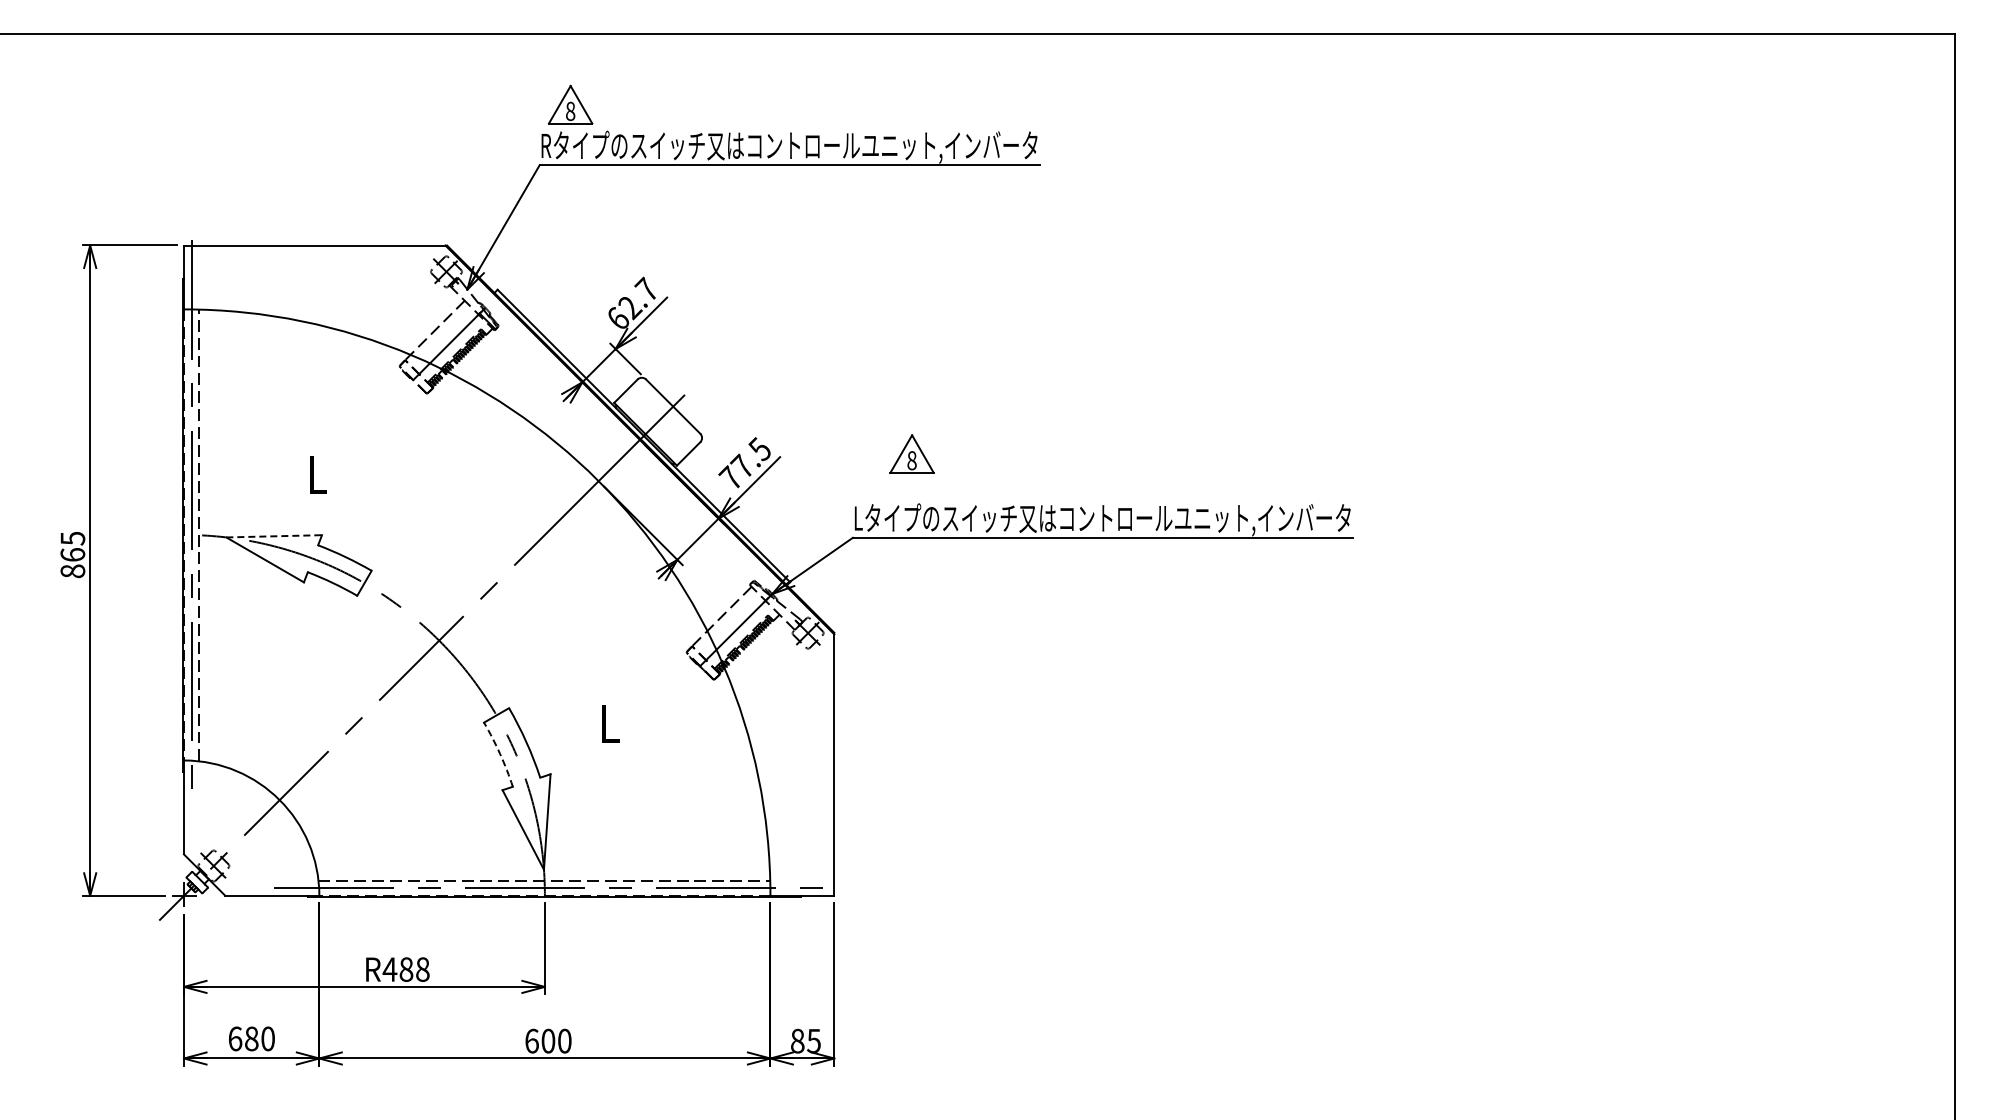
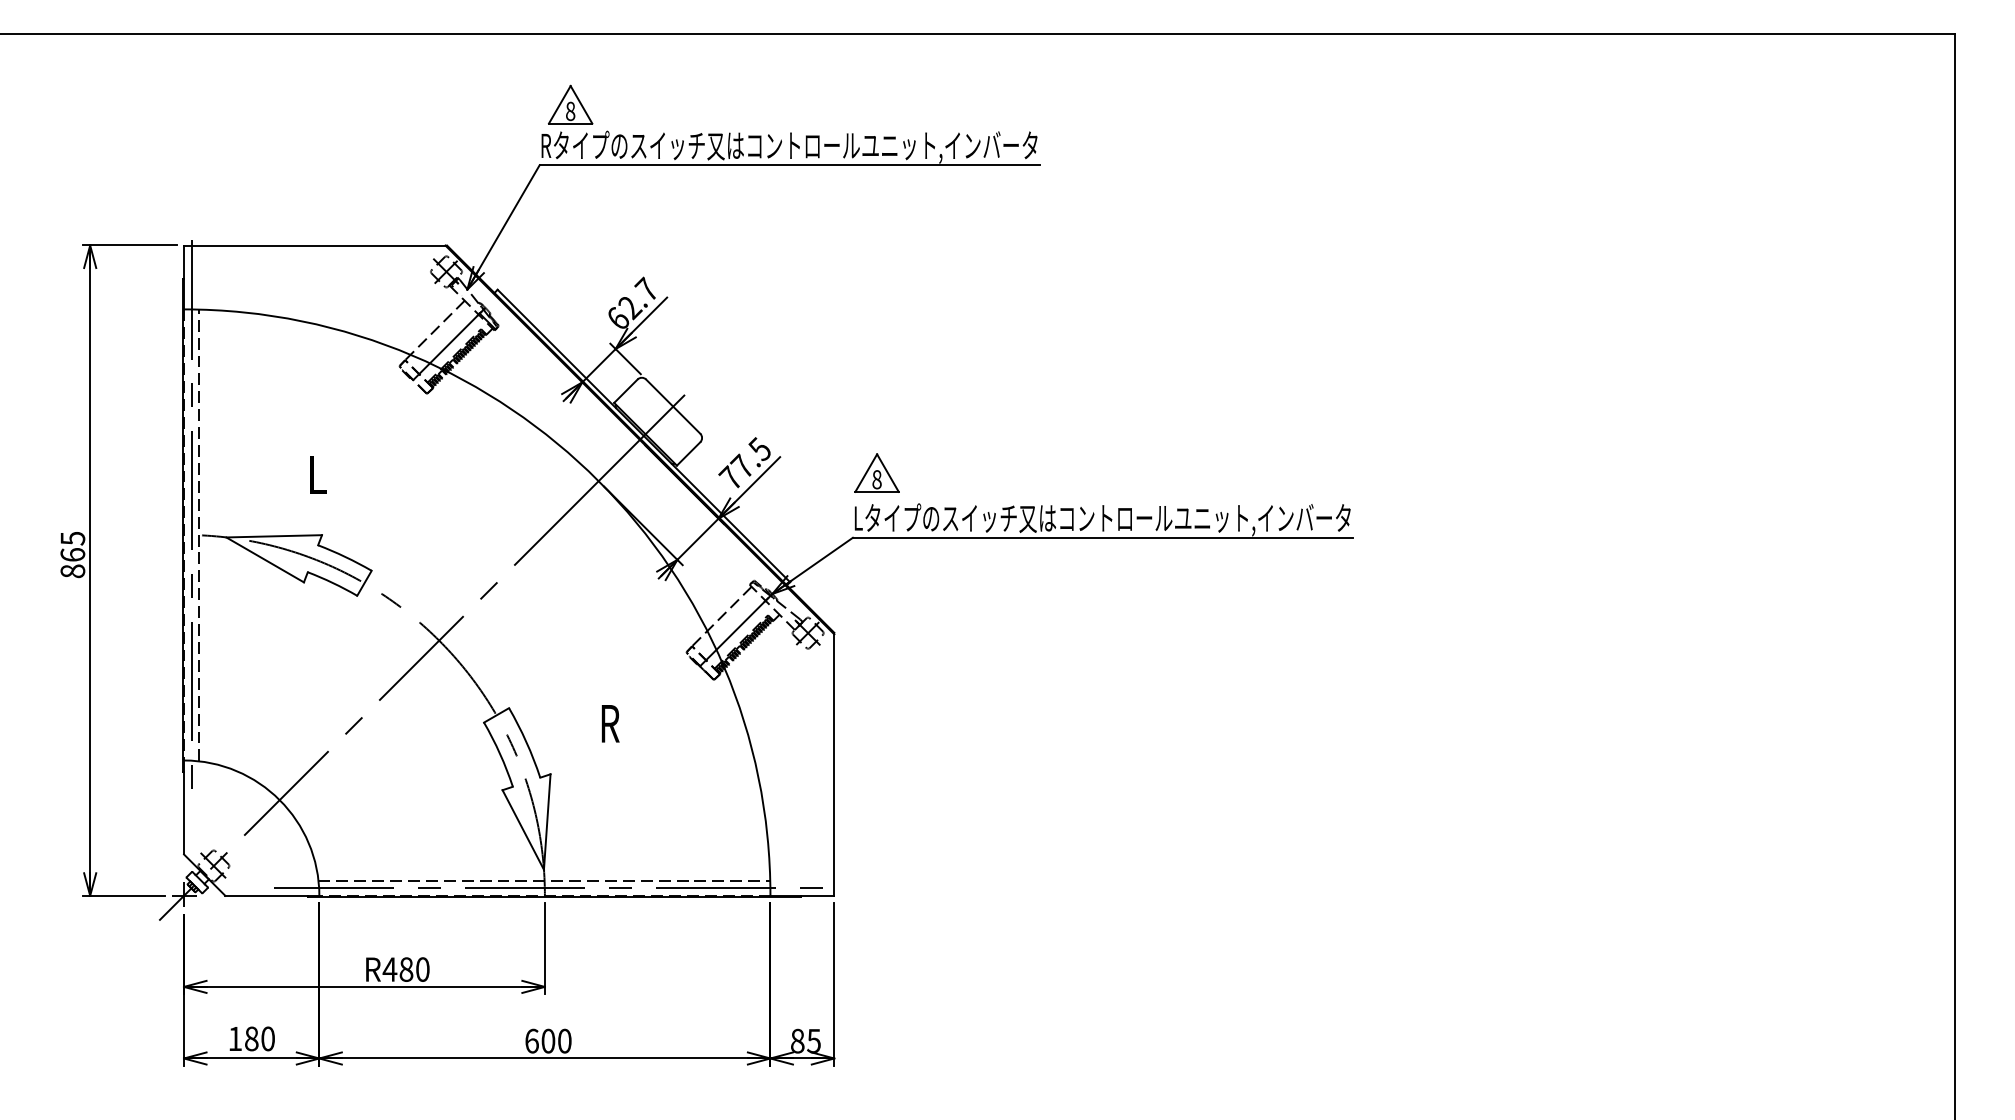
part position: (911, 453) -> (876, 472) (876, 472)
line: dashed -> solid (274, 536)
text: L -> R (610, 723)
arc: dashed -> solid (500, 753)
text: R488 -> R480 (422, 969)
text: 680 -> 180 (235, 1038)
